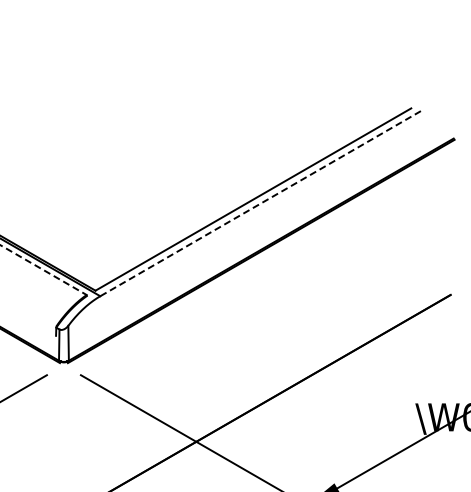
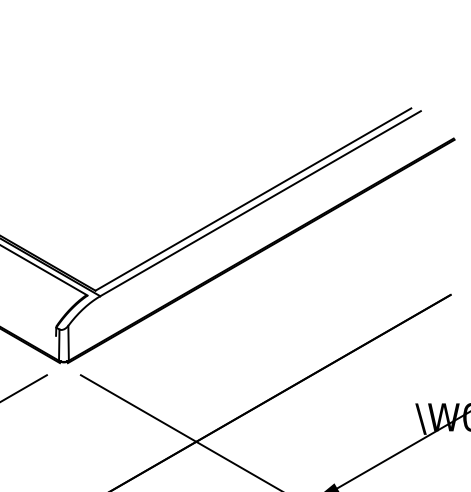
line: dashed -> solid (260, 203)
line: dashed -> solid (44, 270)
